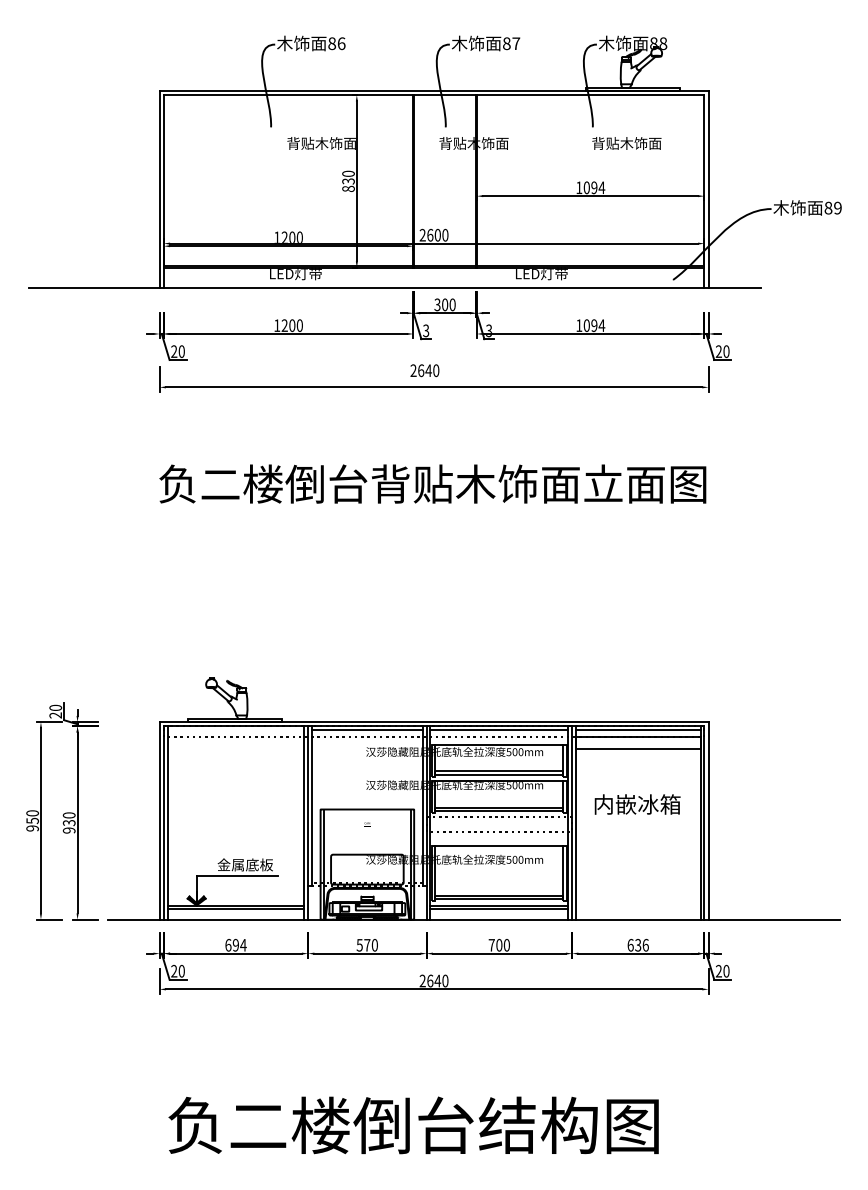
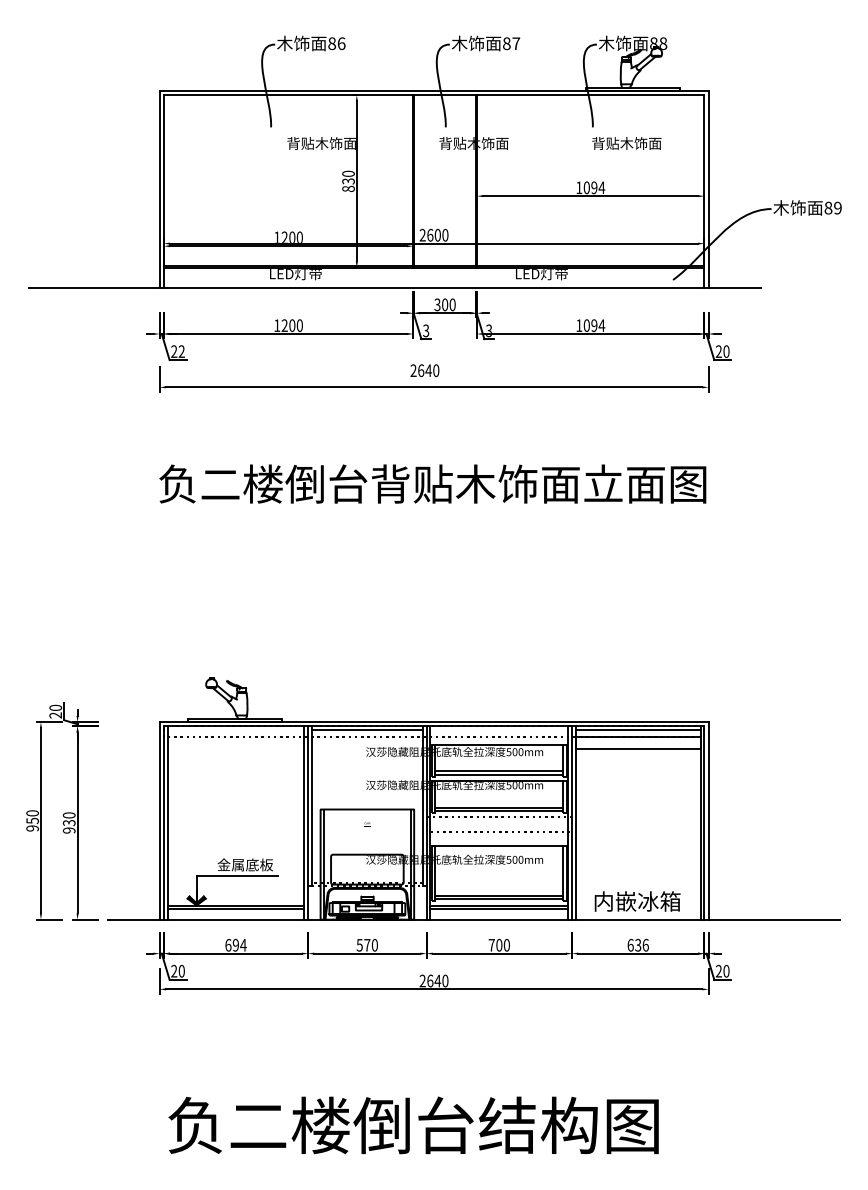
text: 20 -> 22 (181, 351)
line: present -> none (499, 730)
text position: (637, 804) -> (637, 901) (637, 901)
